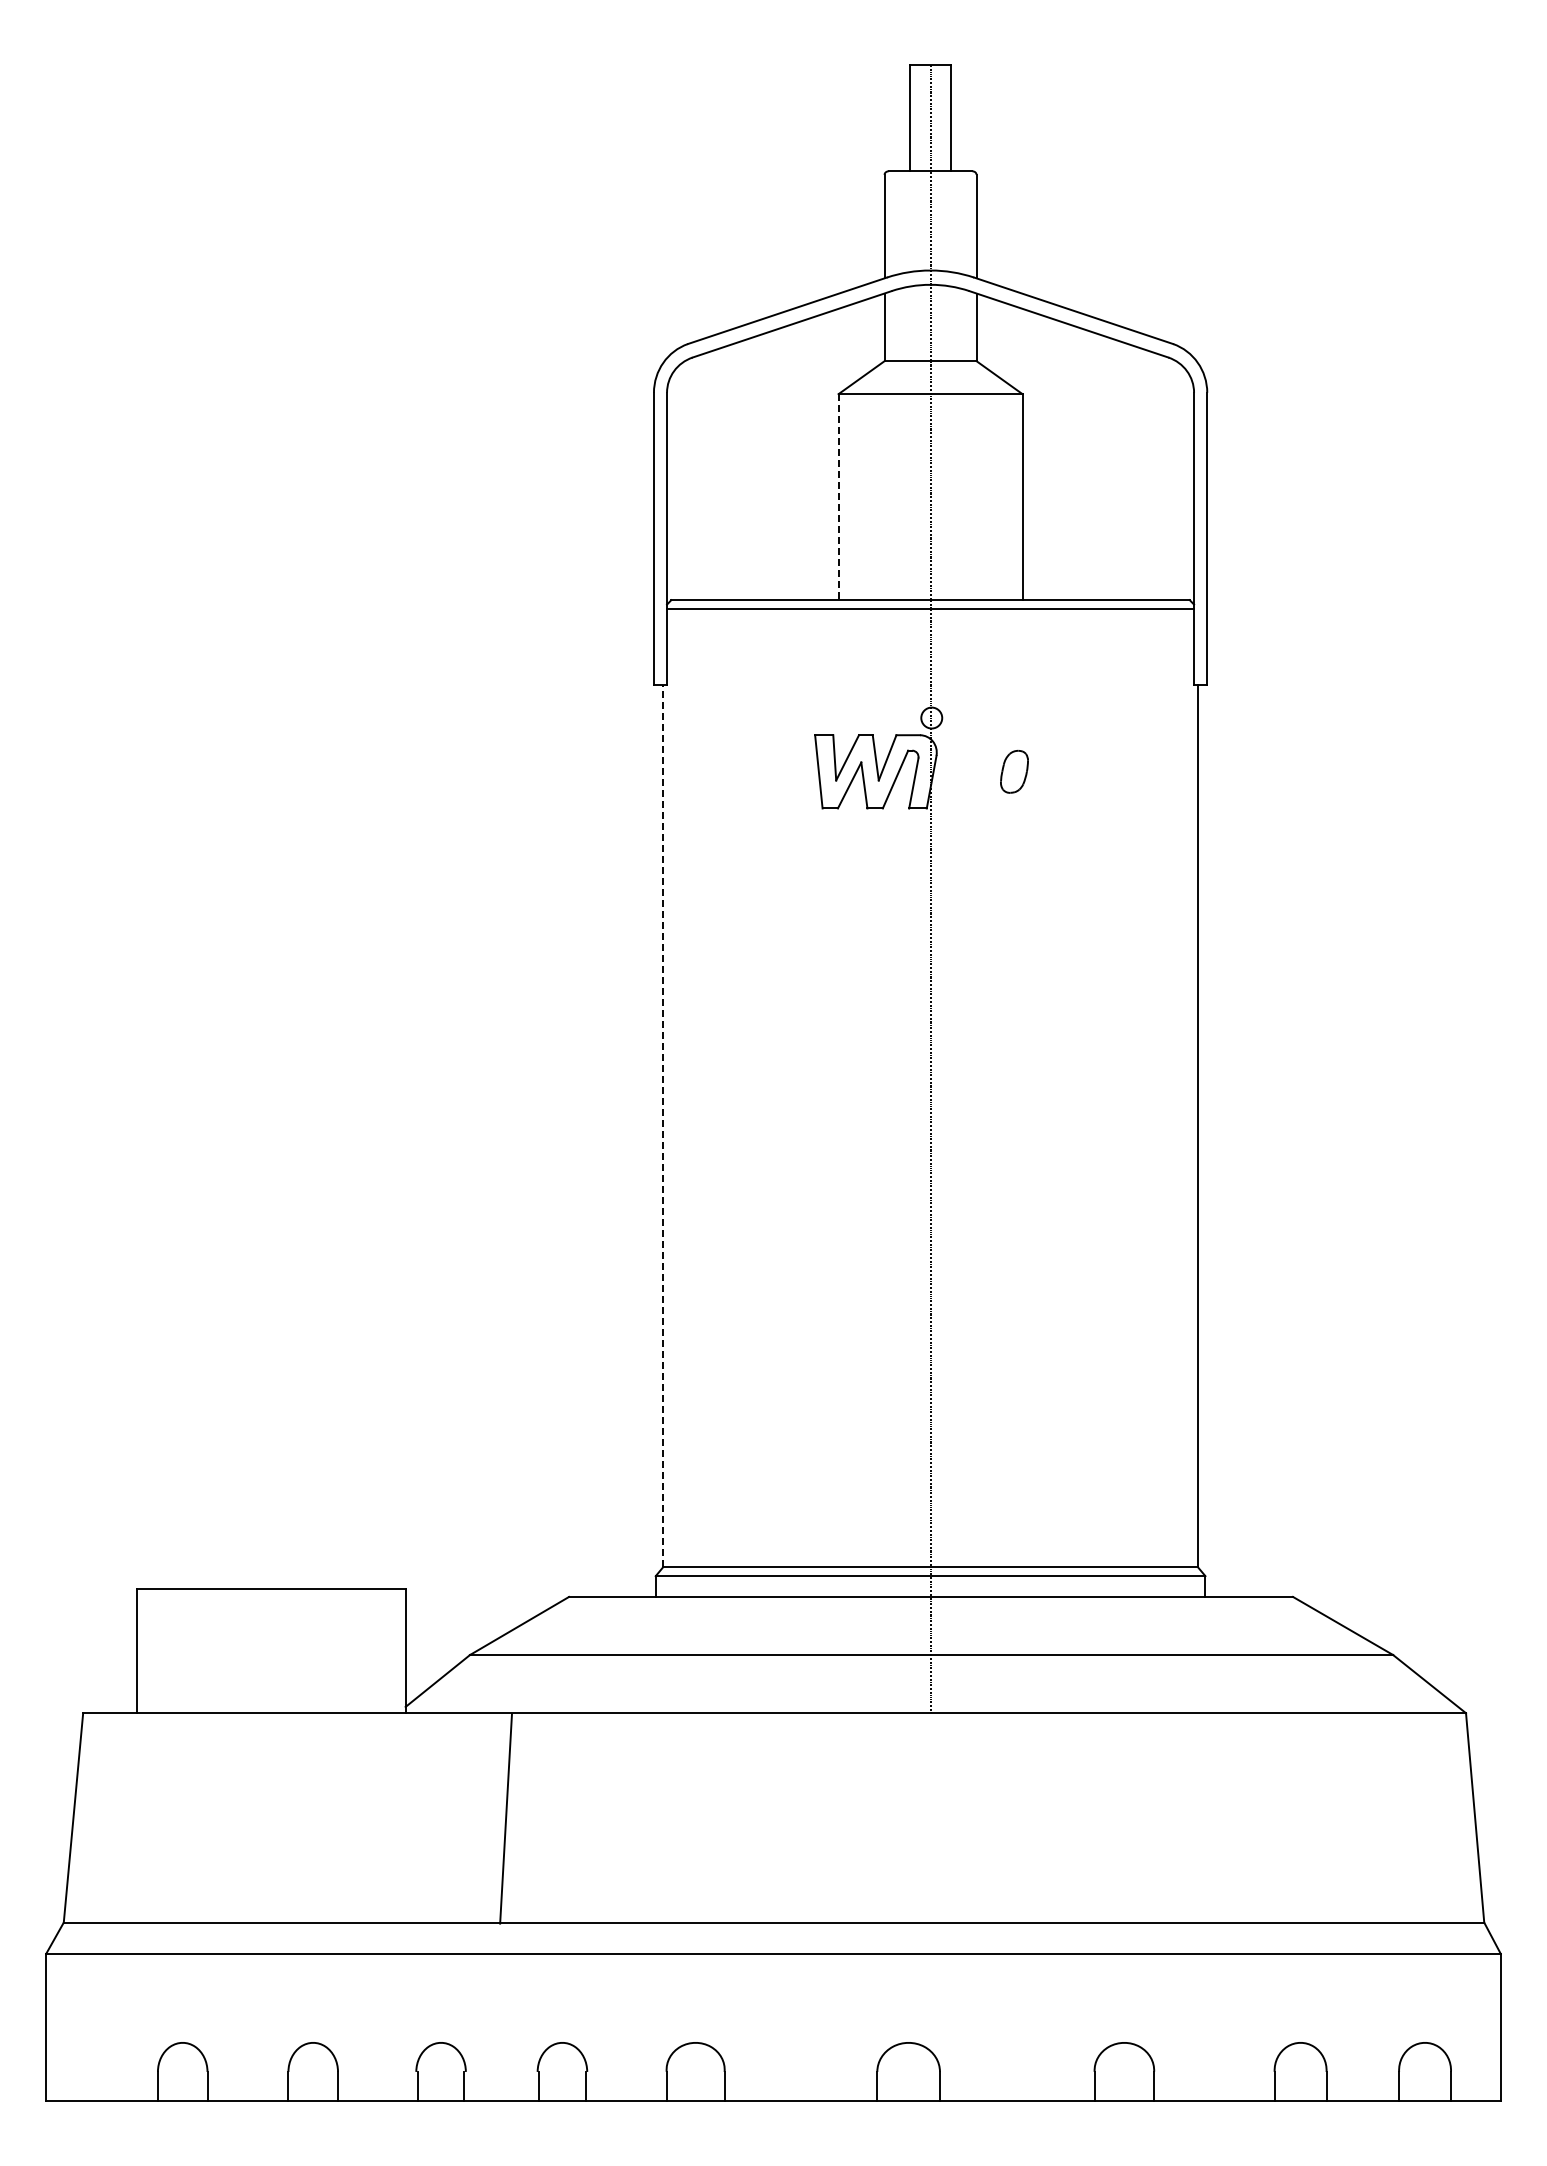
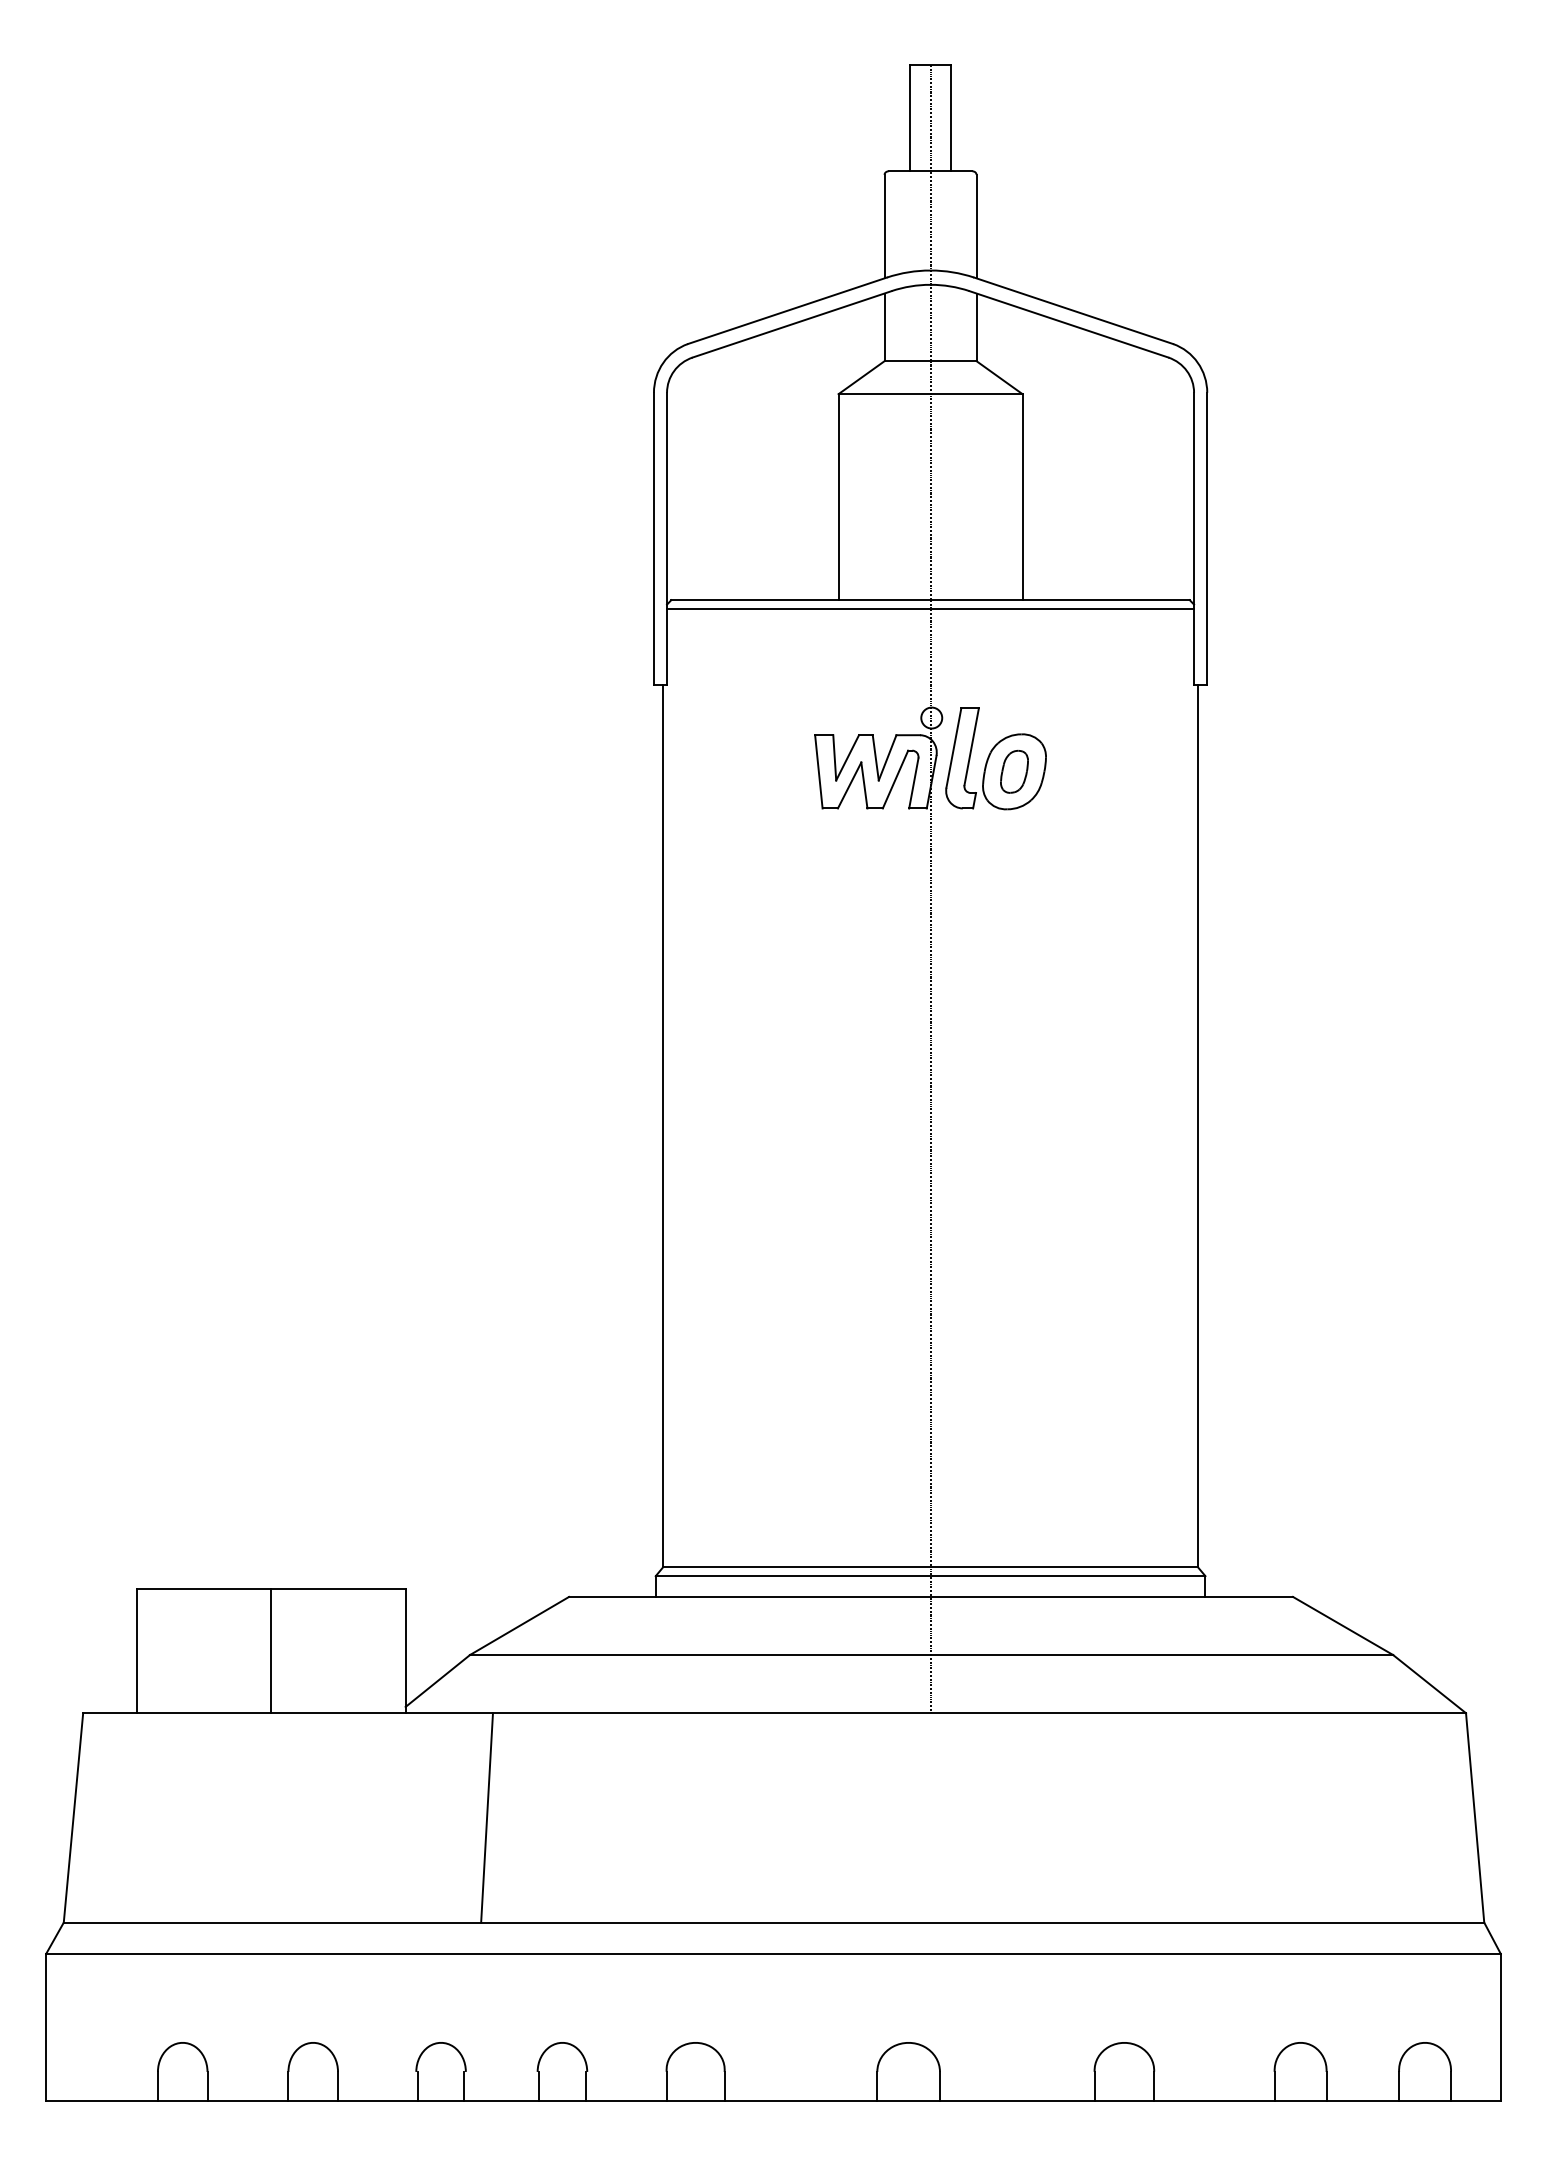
line: dashed -> solid (838, 497)
part: none -> present (995, 758)
line: dashed -> solid (662, 1125)
line: none -> present (271, 1651)
line position: (505, 1818) -> (486, 1817) (486, 1817)
